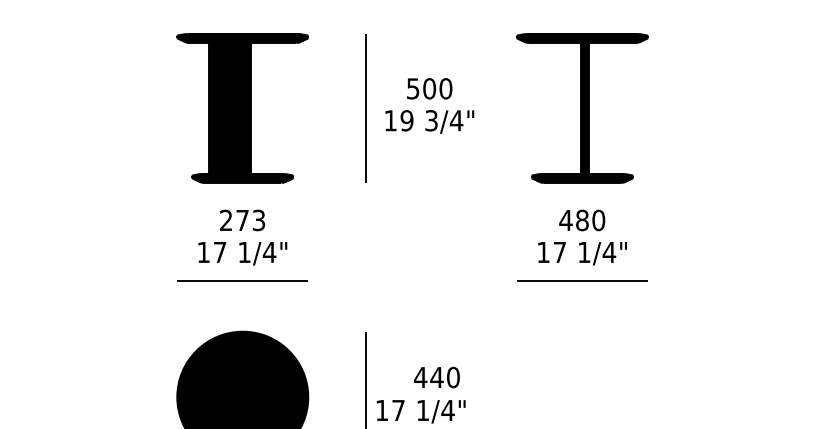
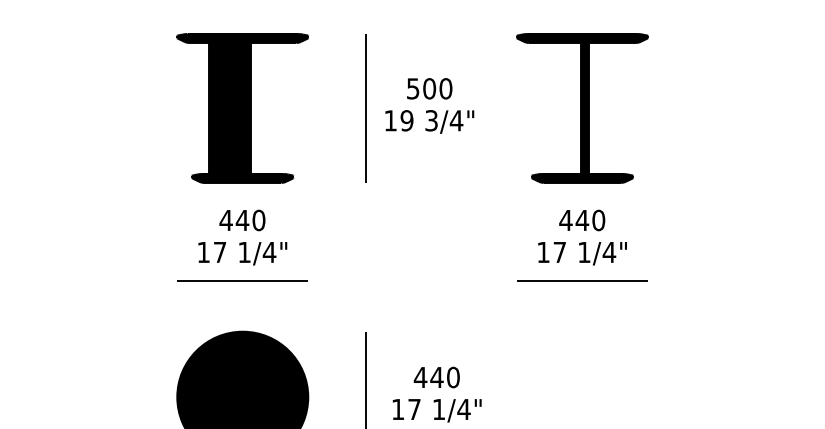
text: 273 -> 440 (242, 220)
text: 480 -> 440 (582, 220)
text position: (420, 411) -> (436, 410) (436, 410)
